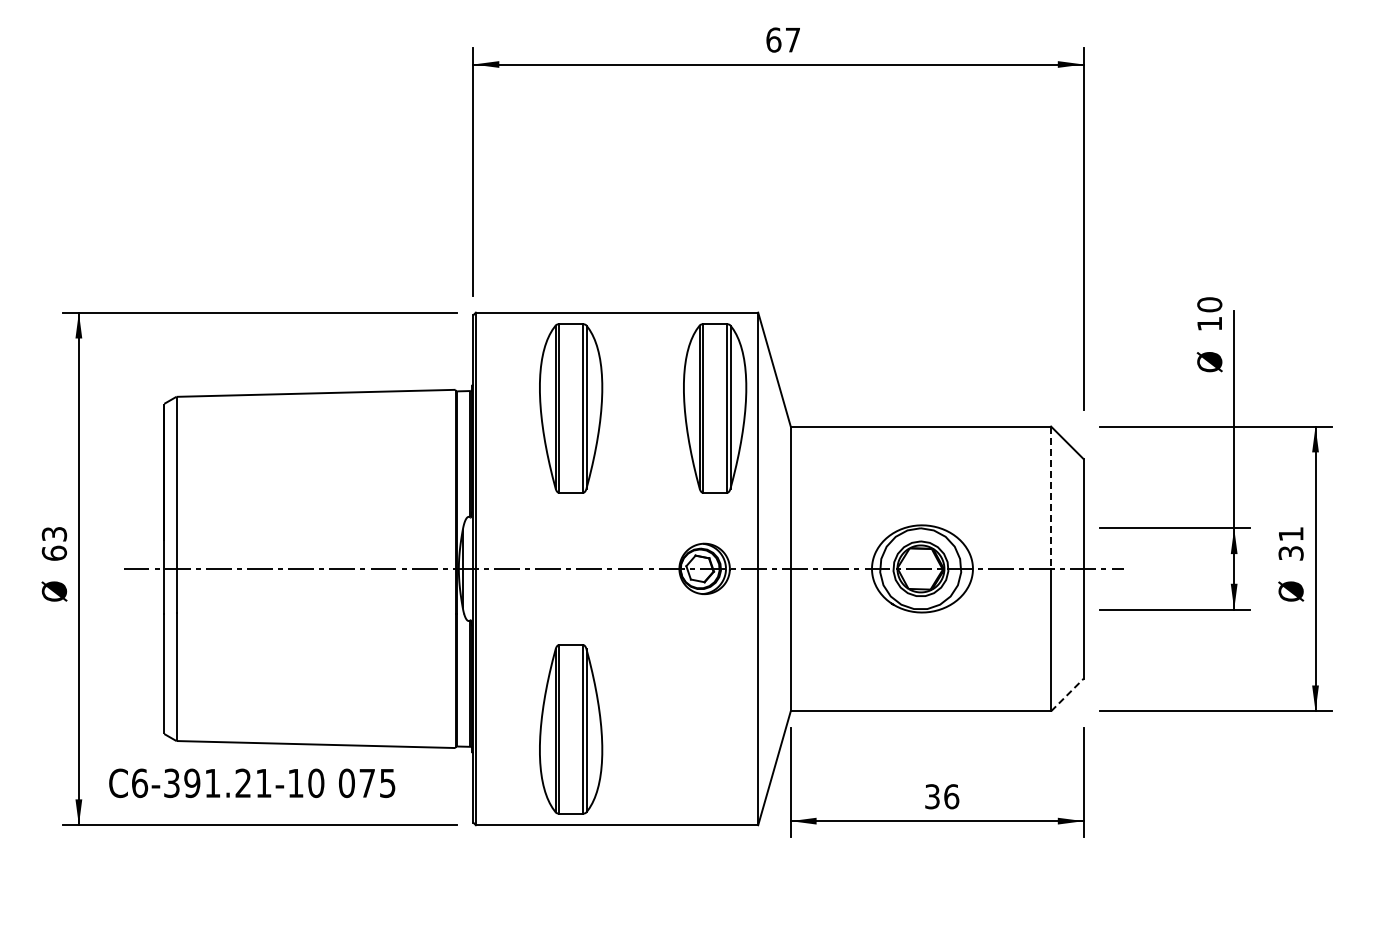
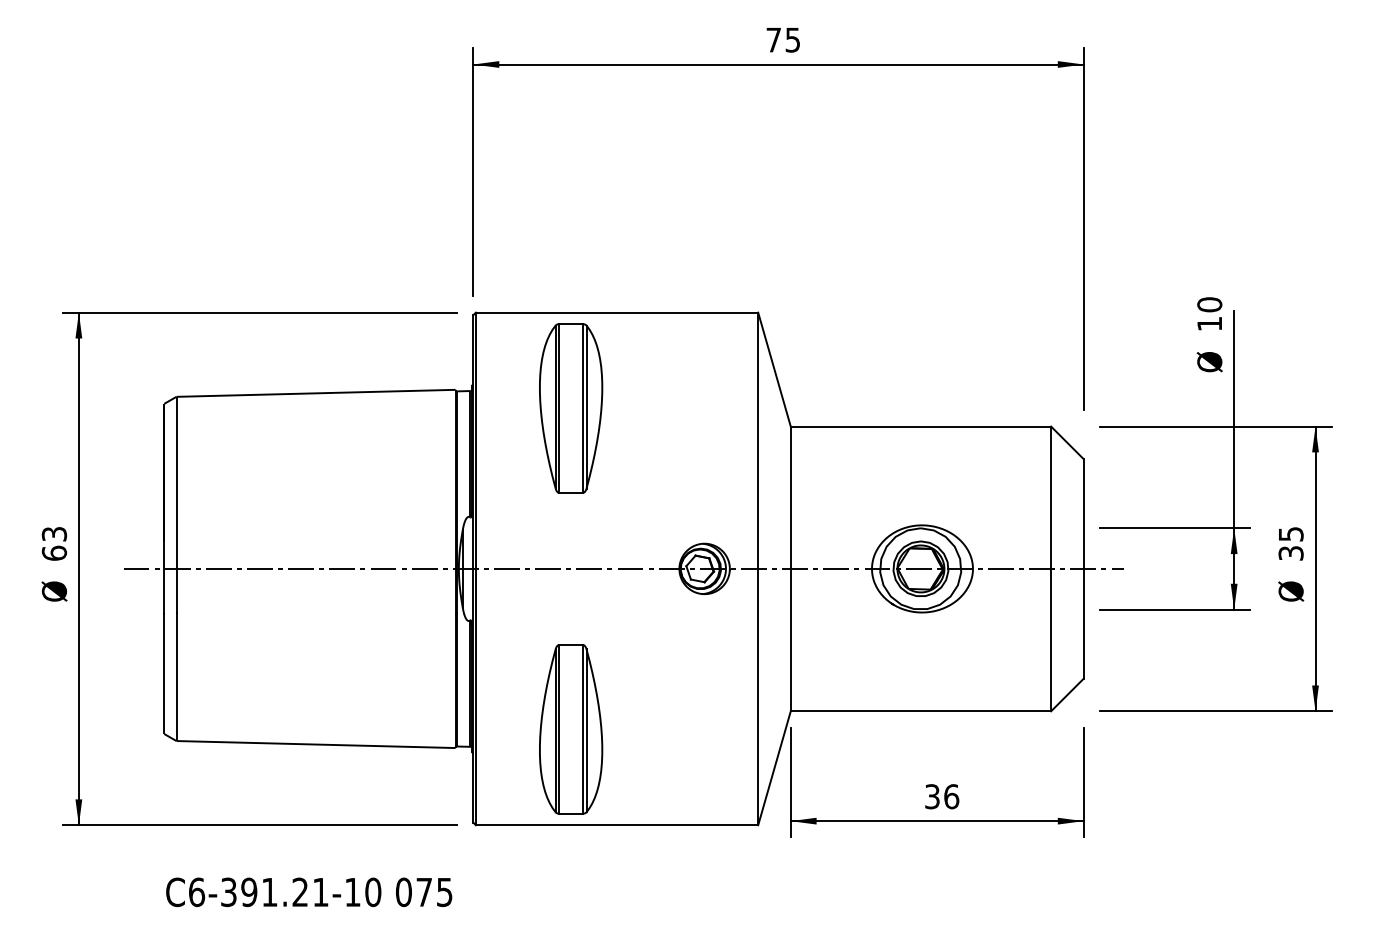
text: 67 -> 75 (782, 39)
part: present -> none (715, 408)
line: dashed -> solid (1051, 498)
text: 31 -> 35 (1291, 534)
line: dashed -> solid (1067, 694)
text position: (252, 783) -> (309, 892) (309, 892)
